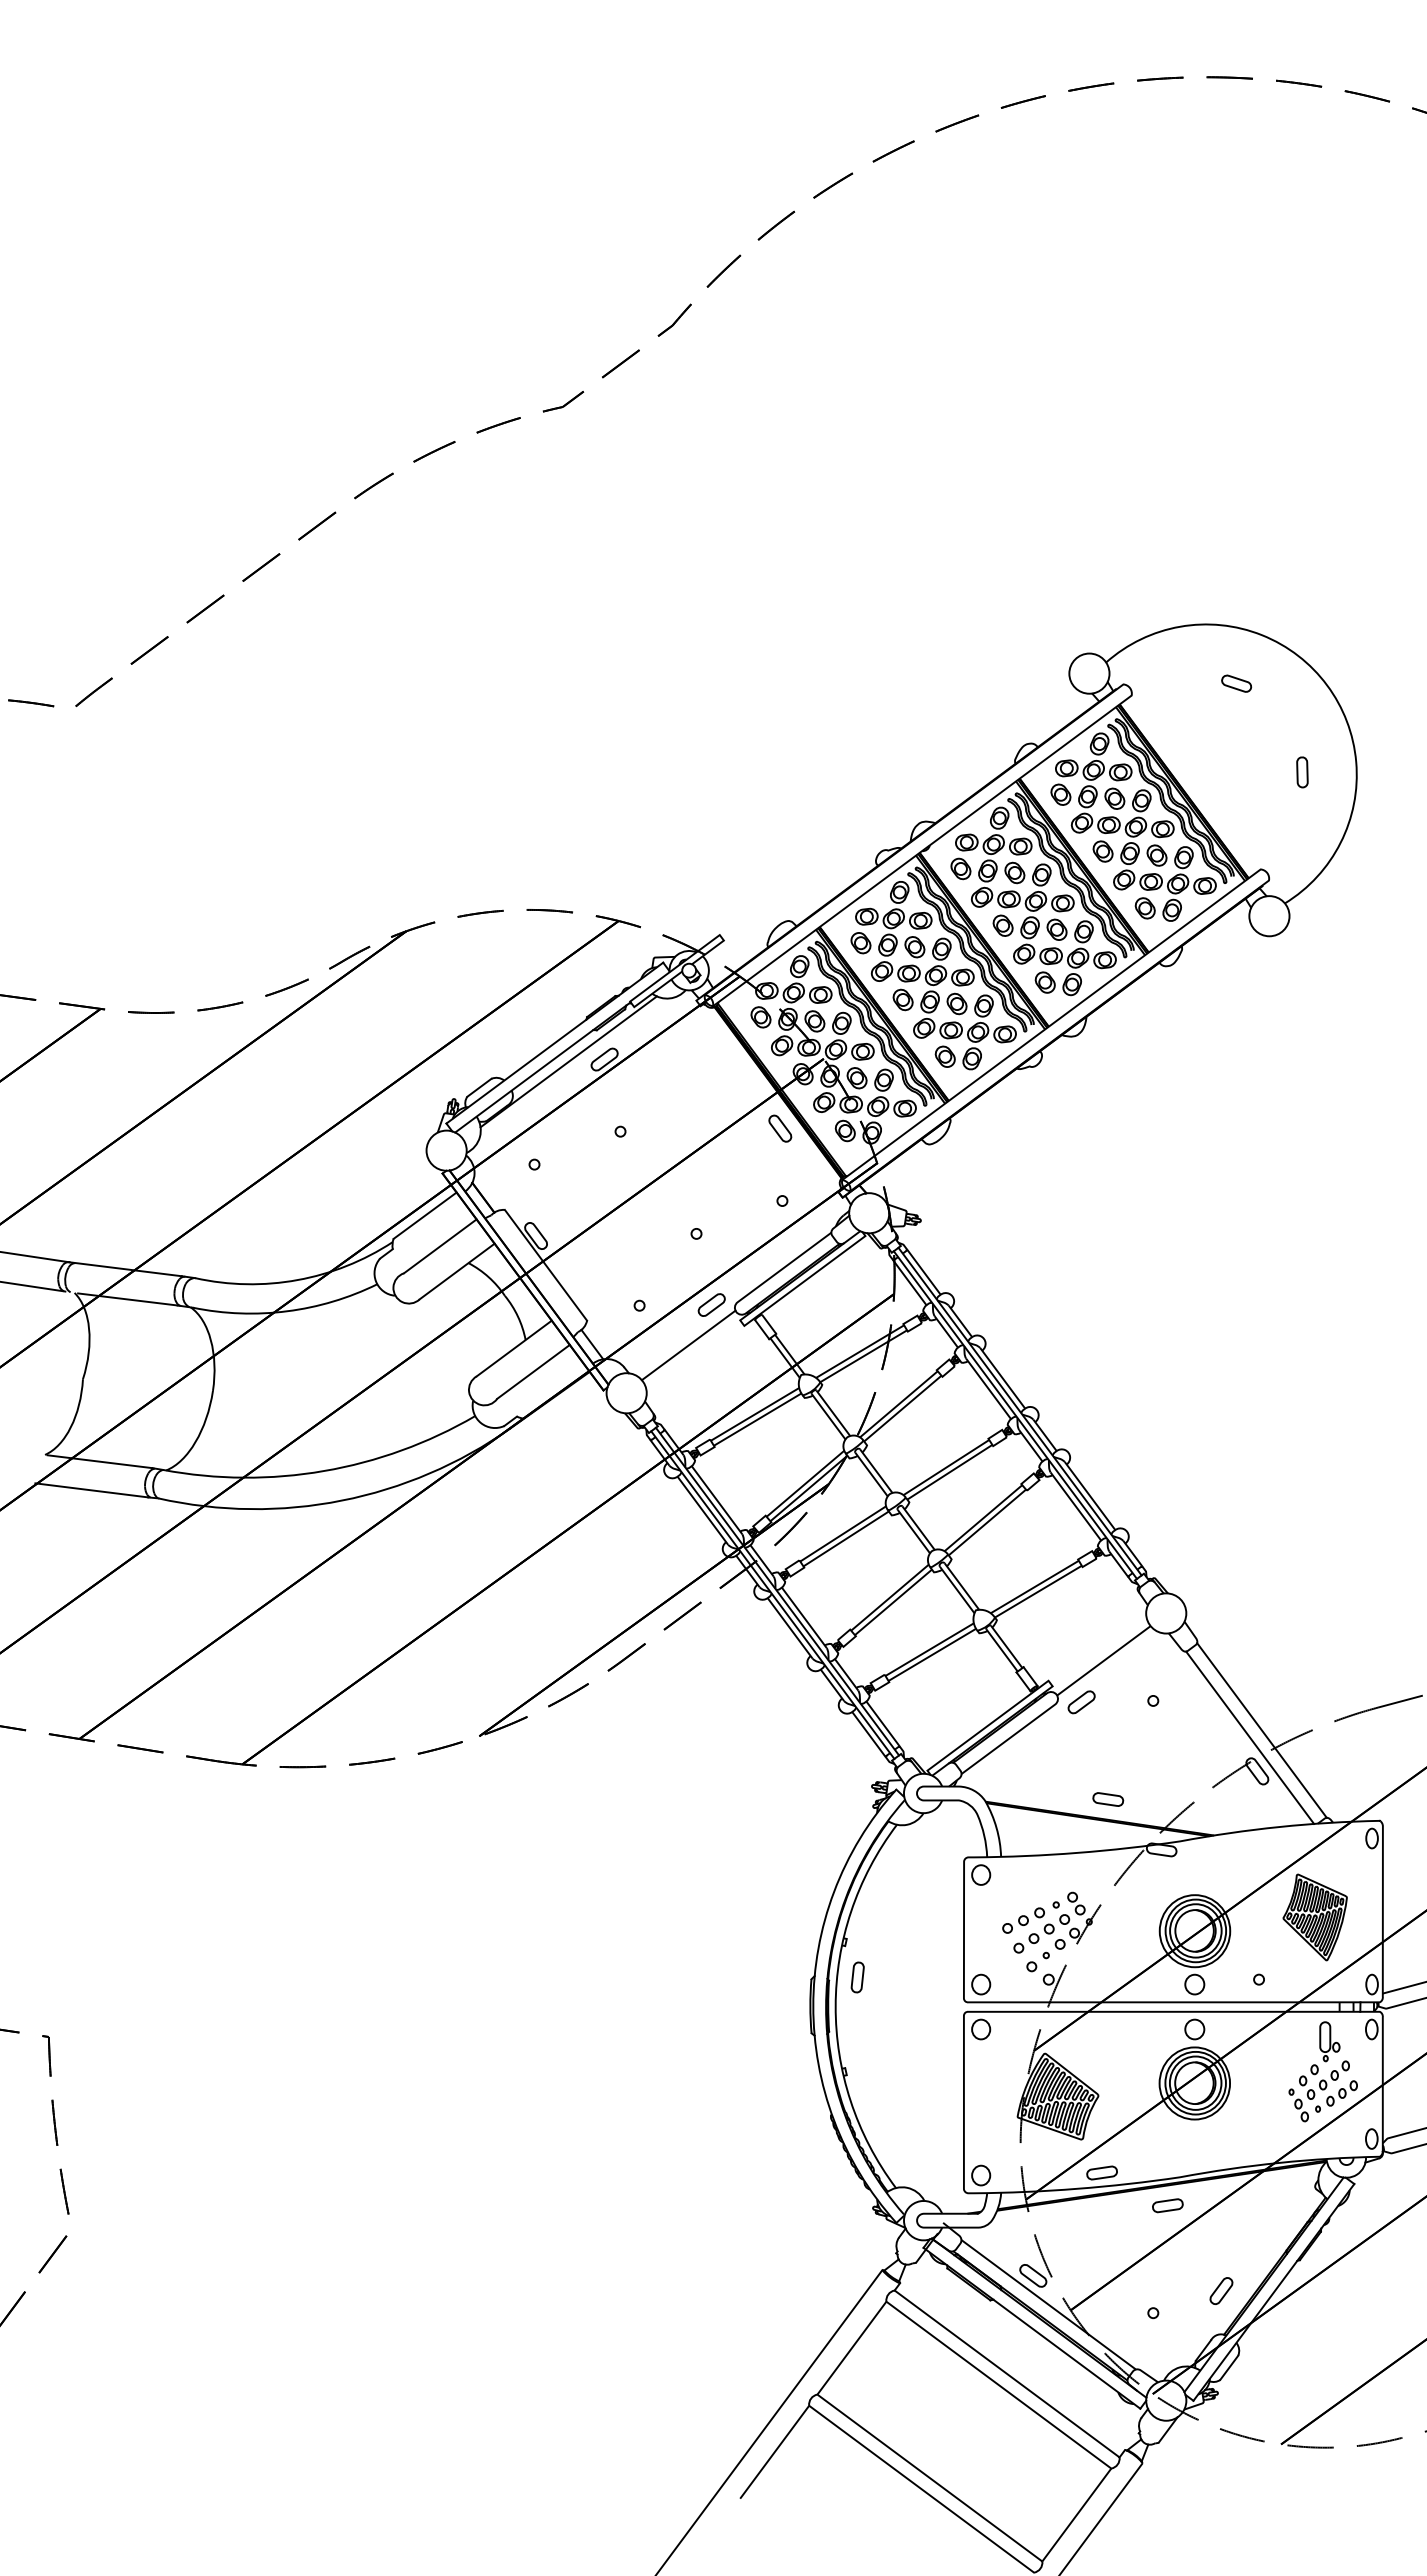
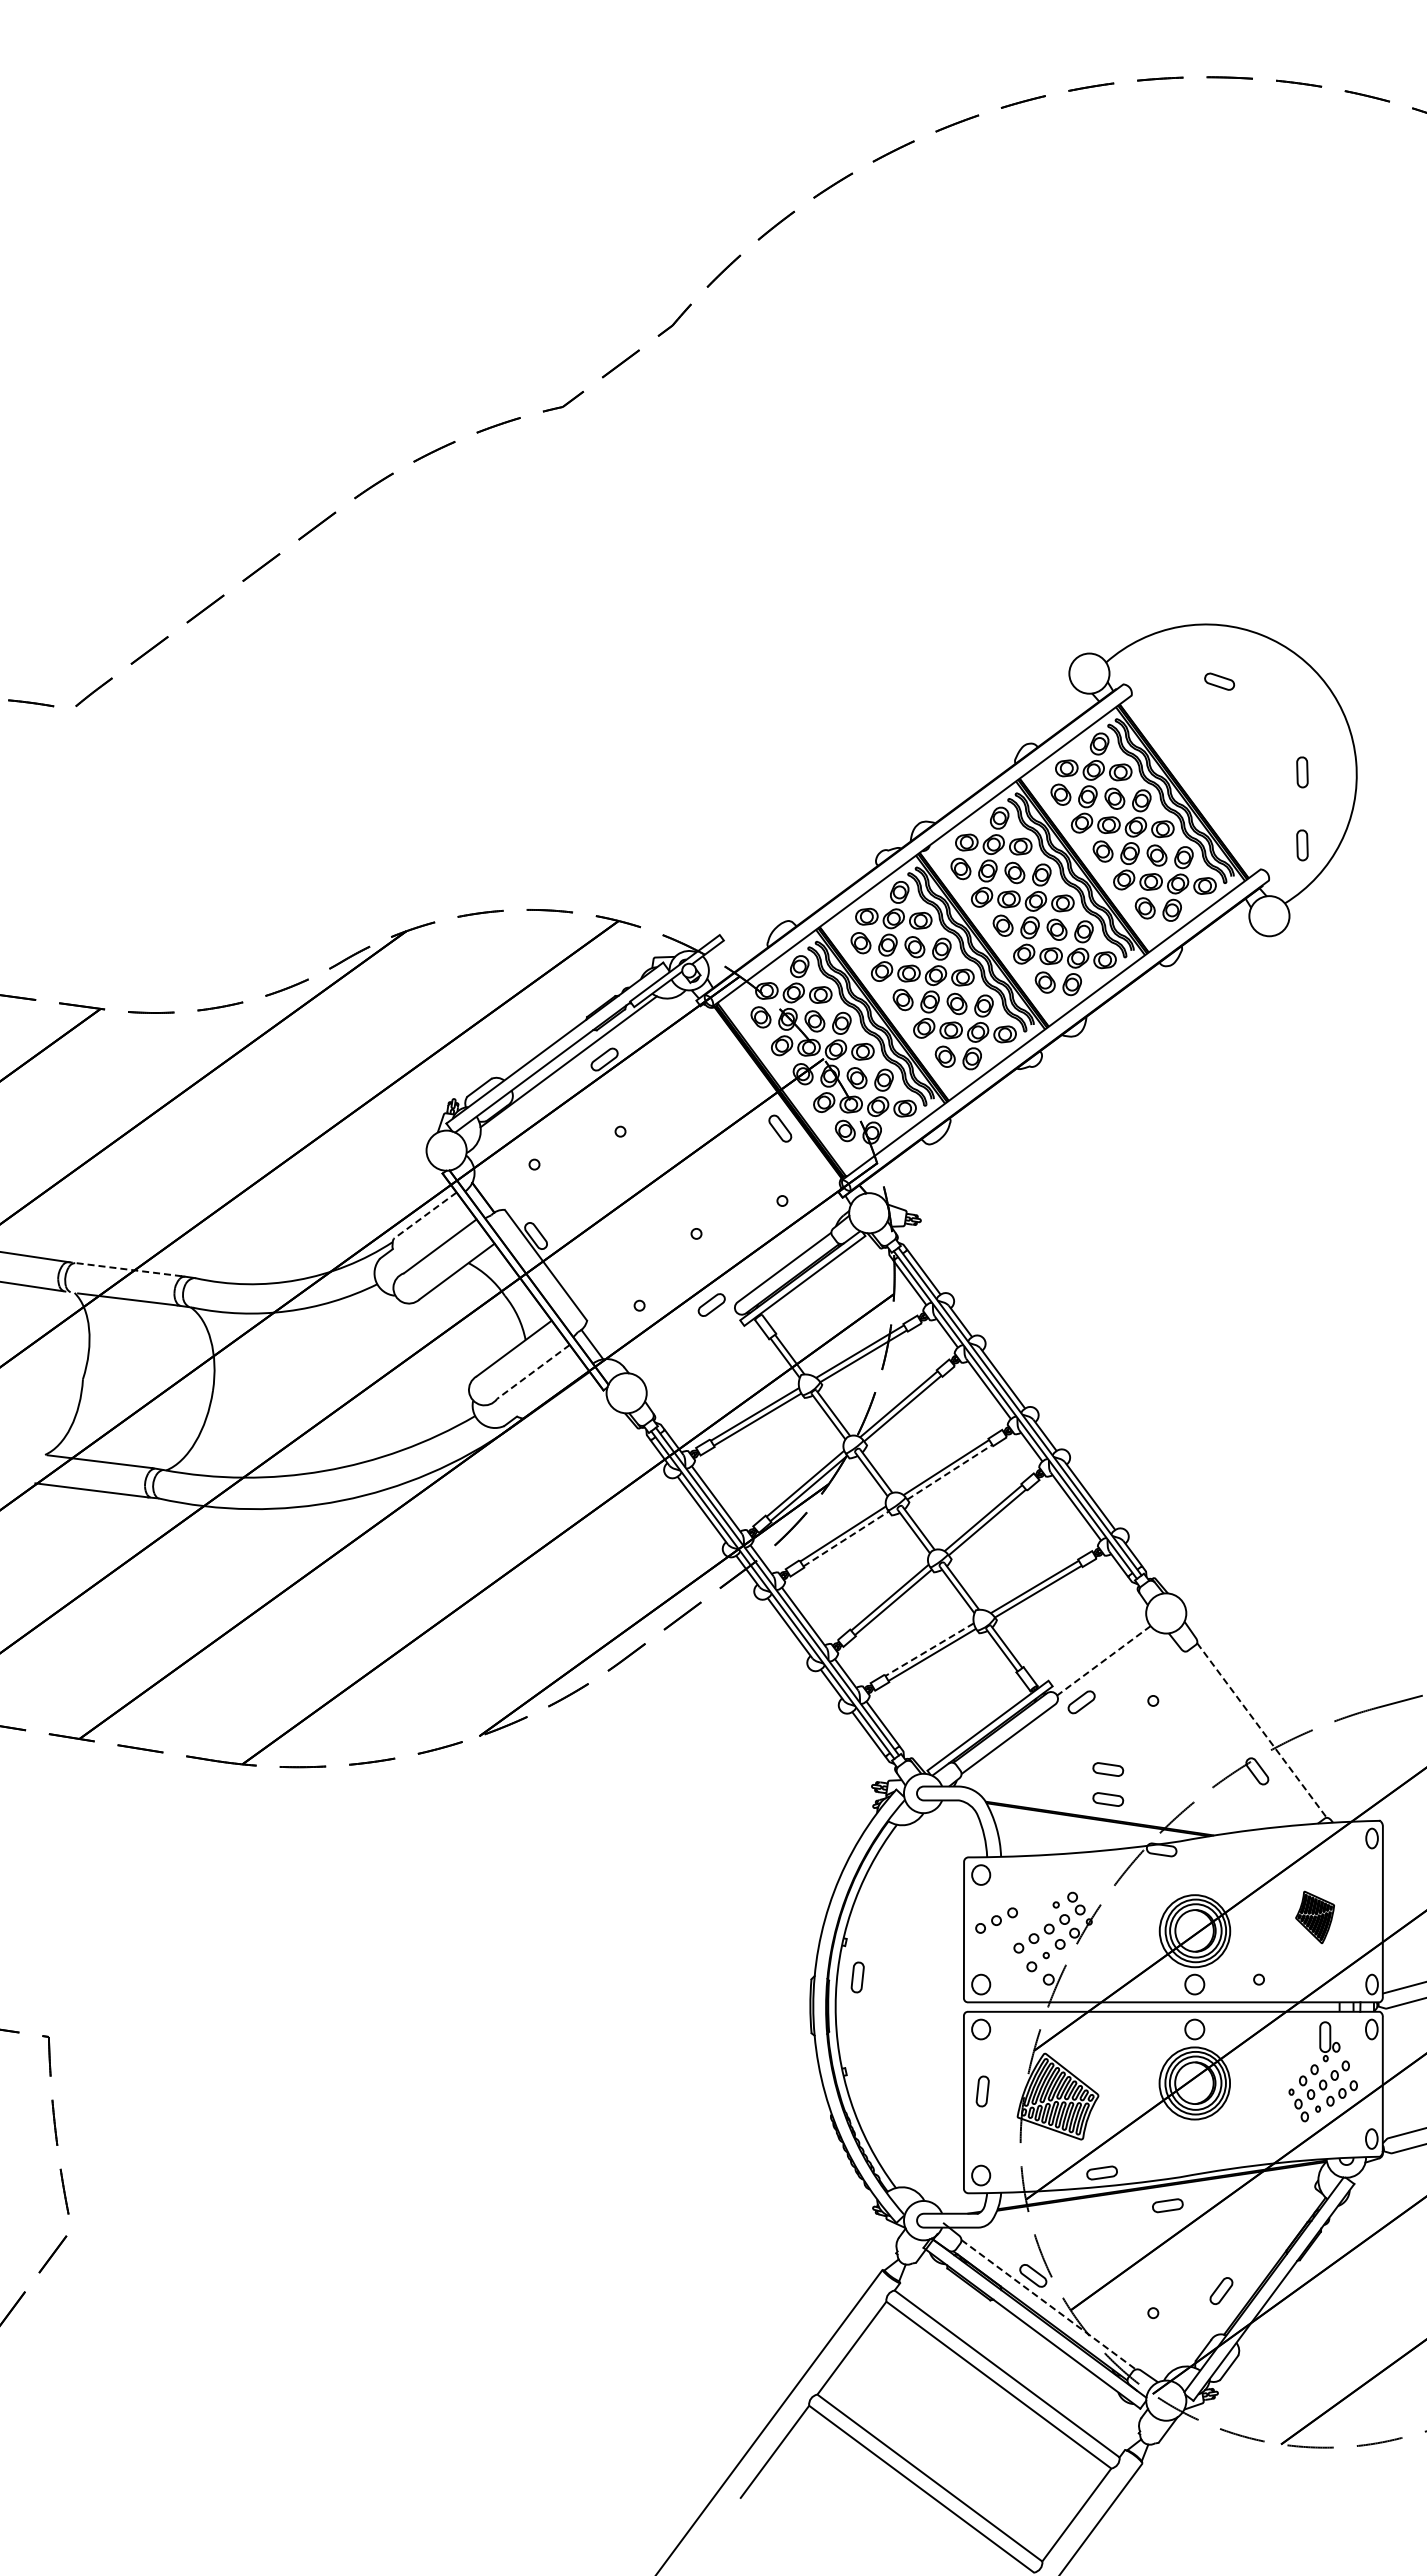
part position: (1236, 683) -> (1219, 681) (1219, 681)
part: none -> present (1302, 845)
line: solid -> dashed (424, 1216)
line: solid -> dashed (125, 1269)
line: present -> none (688, 1345)
line: solid -> dashed (533, 1372)
line: solid -> dashed (949, 1472)
line: solid -> dashed (846, 1538)
line: solid -> dashed (929, 1649)
line: solid -> dashed (1103, 1661)
line: solid -> dashed (1261, 1730)
line: present -> none (1250, 1737)
part: none -> present (1108, 1769)
part size: 66x89 px -> 40x54 px (1314, 1916)
part position: (1023, 1920) -> (996, 1920) (996, 1920)
part: none -> present (982, 2091)
line: solid -> dashed (1048, 2304)
